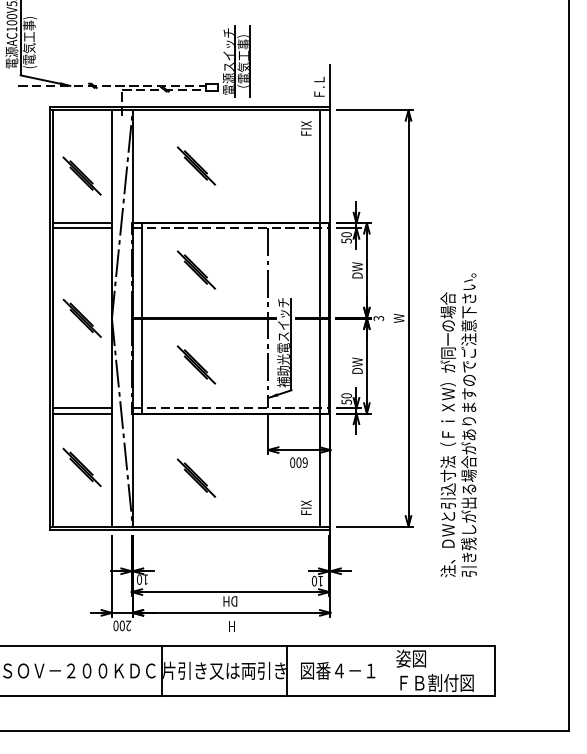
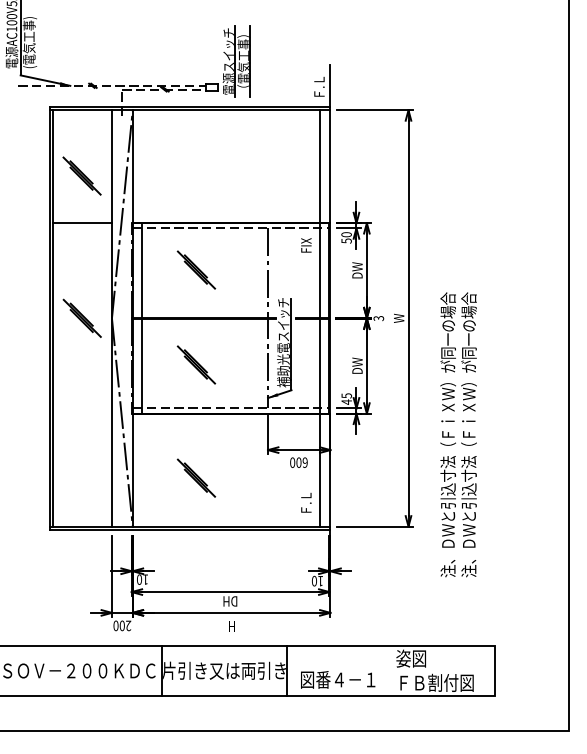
text position: (306, 128) -> (306, 245) (306, 245)
part: present -> none (196, 165)
line: present -> none (81, 228)
text: 50 -> 45 (346, 398)
line: present -> none (81, 408)
line: present -> none (81, 413)
text: 引き残しが出る場合がありますのでご注意下さい。 -> 注、ＤＷと引込寸法（ＦｉＸＷ）が同一の場合 (468, 425)
part: present -> none (81, 466)
text: FIX -> Ｆ.Ｌ (306, 503)
text position: (338, 670) -> (338, 679) (338, 679)
